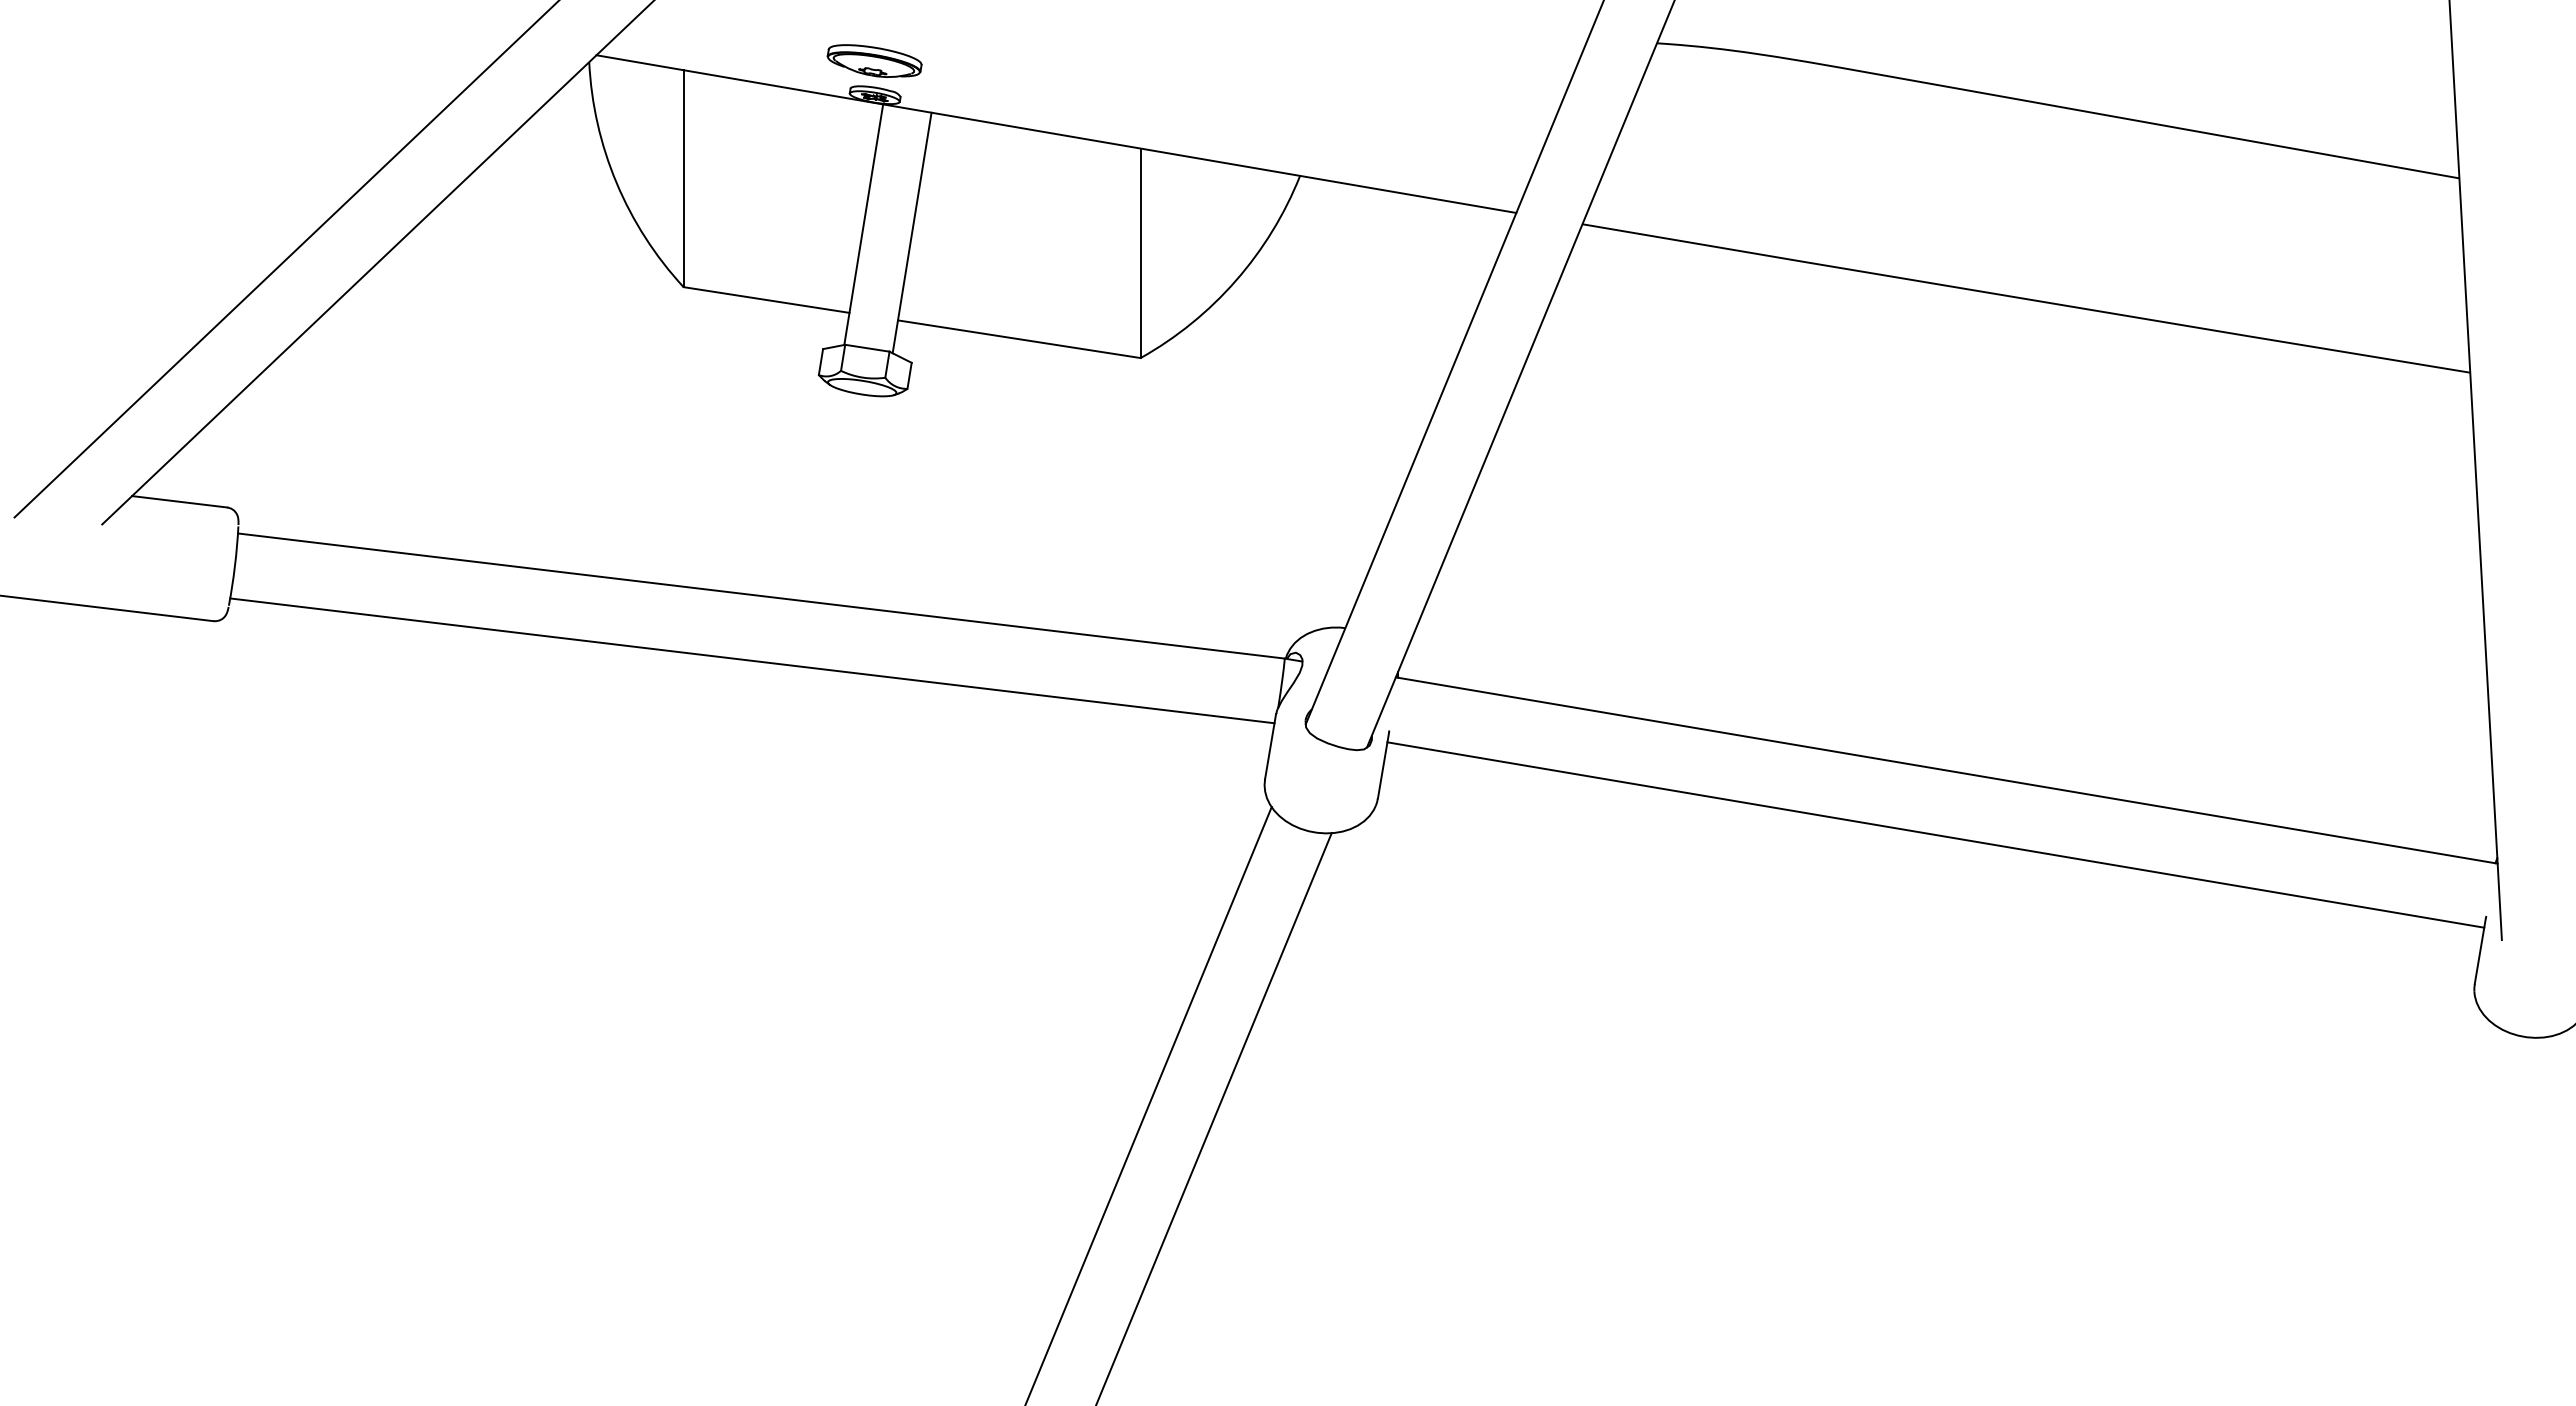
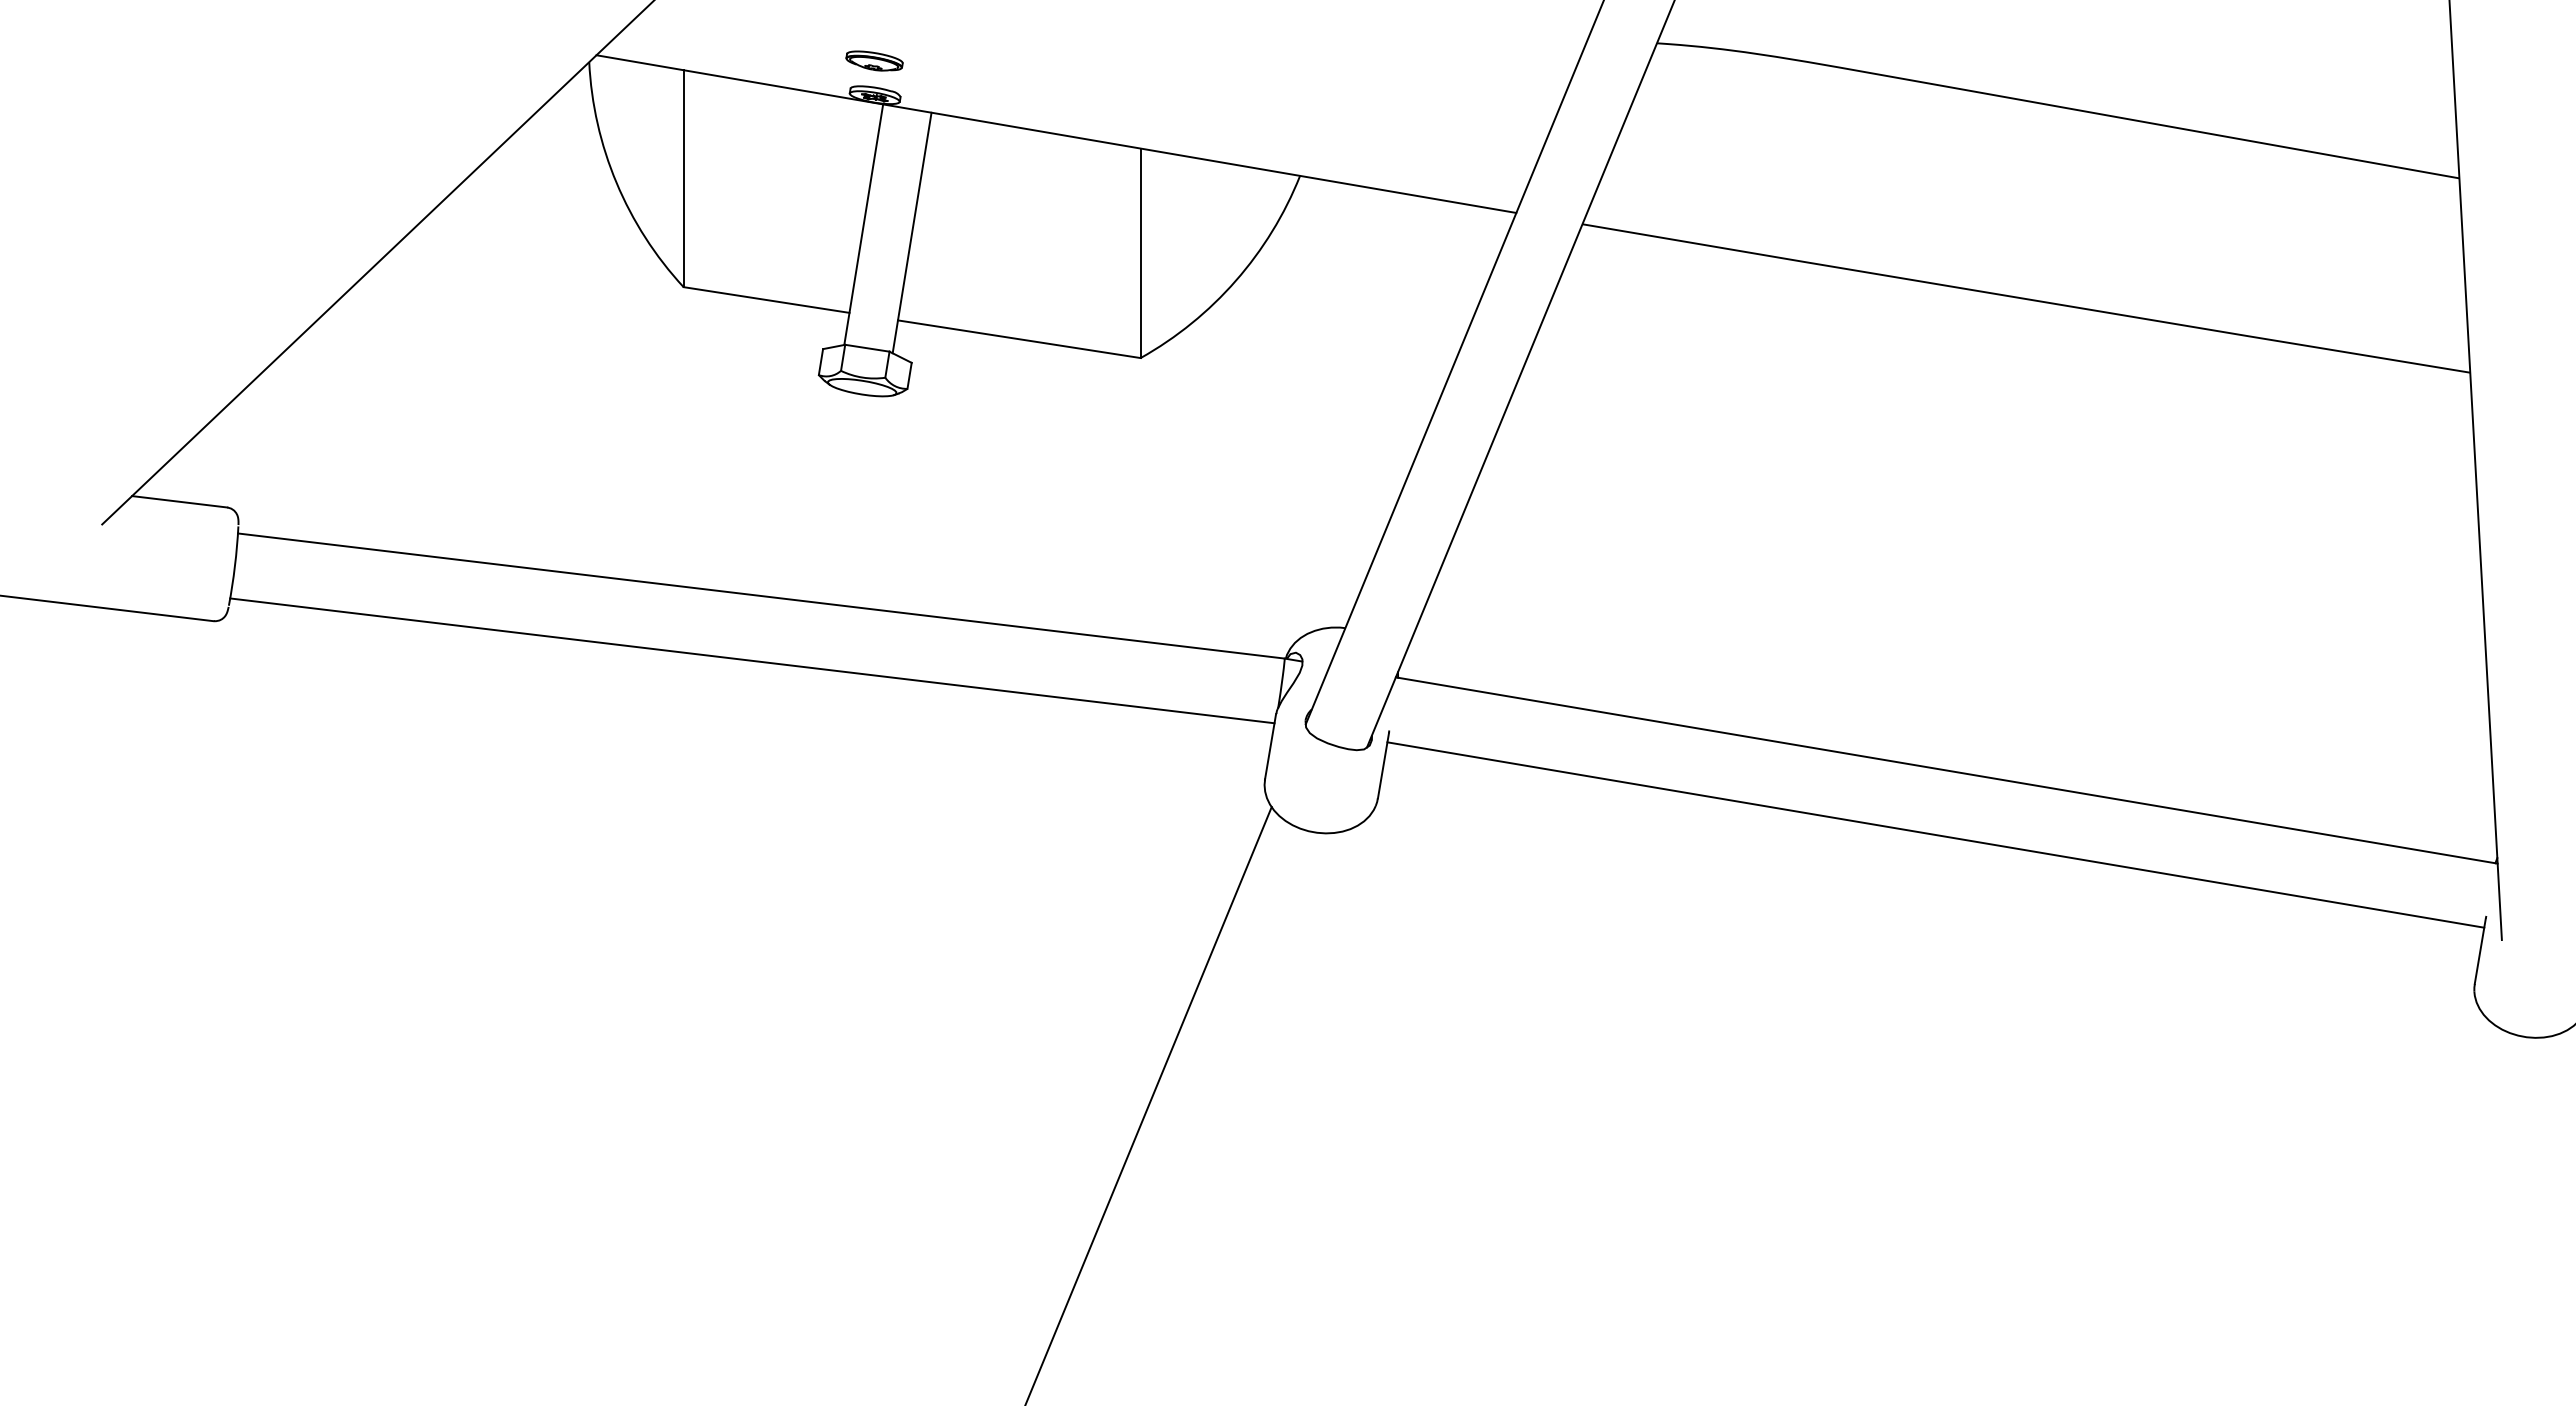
part size: 97x34 px -> 59x22 px (874, 60)
line: present -> none (285, 259)
line: present -> none (1214, 1117)
